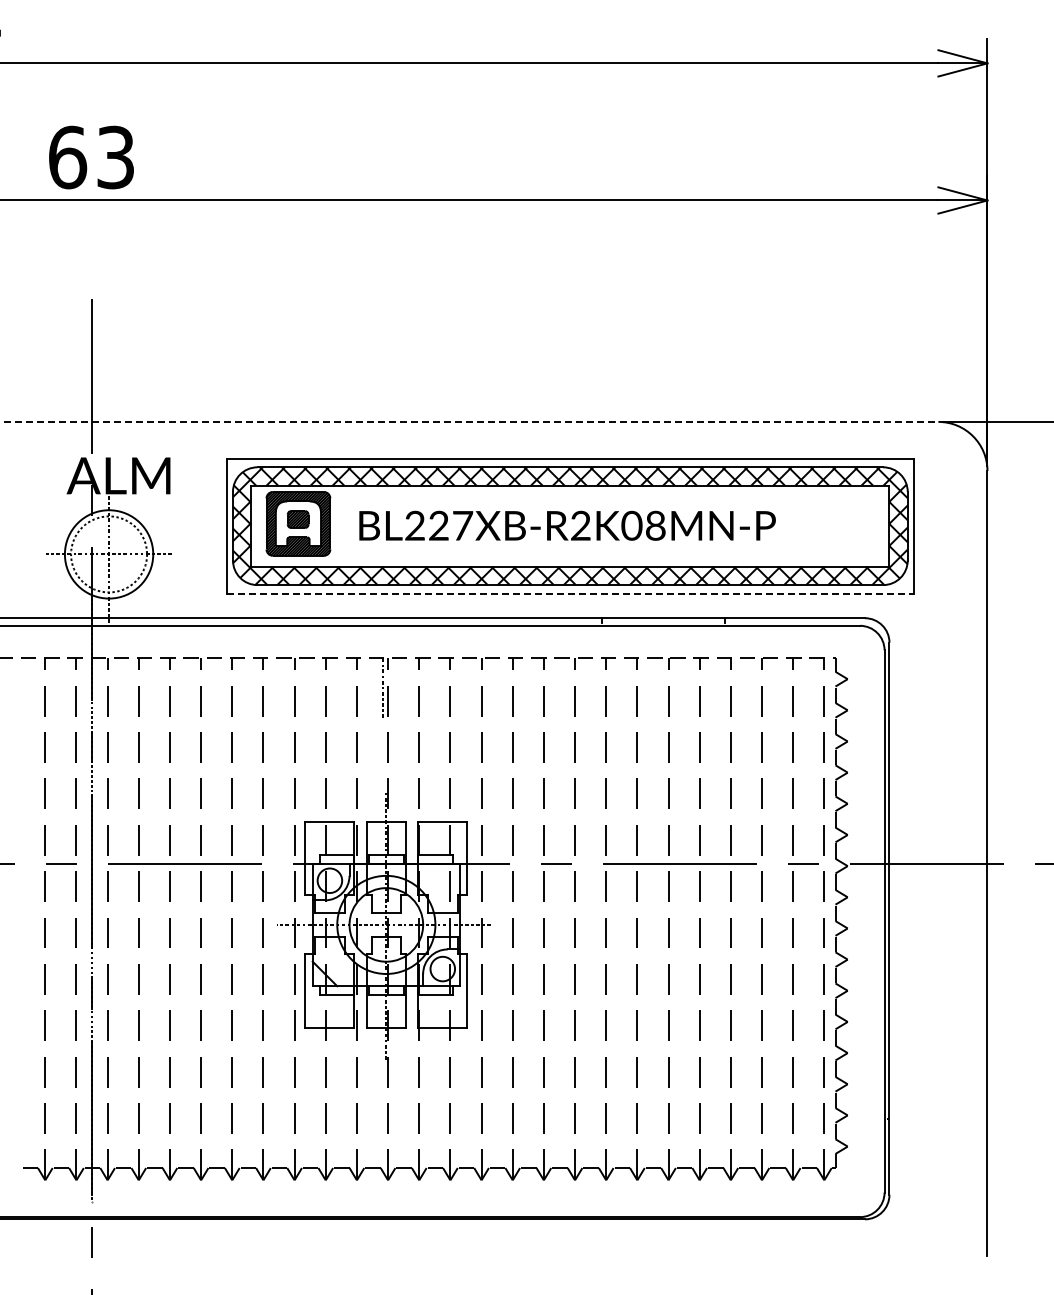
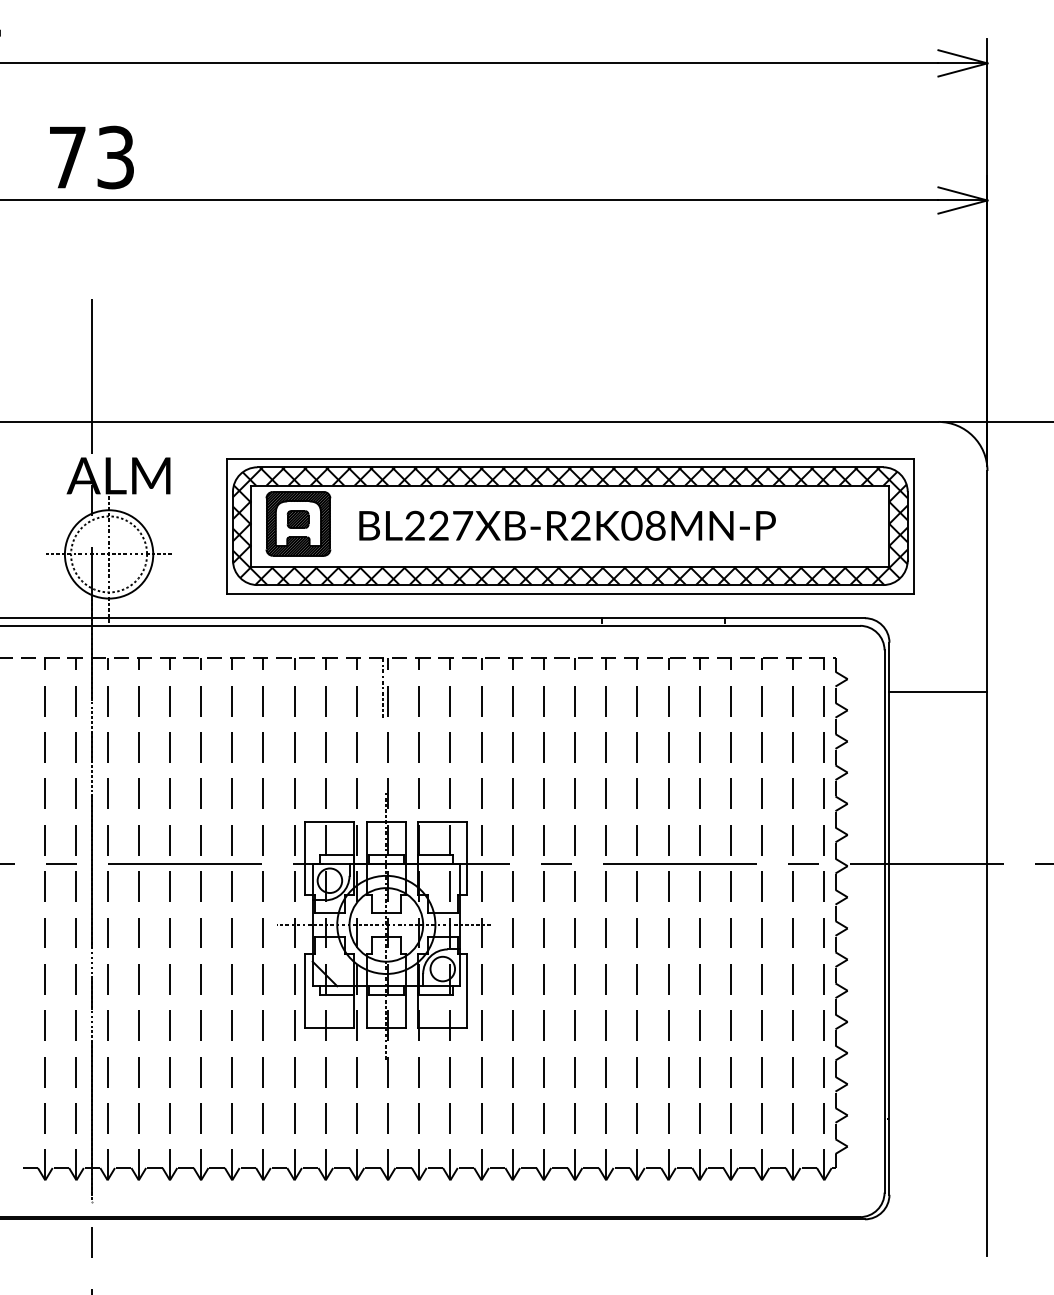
text: 63 -> 73 (68, 157)
line: dashed -> solid (469, 421)
line: dashed -> solid (570, 593)
line: none -> present (938, 691)
